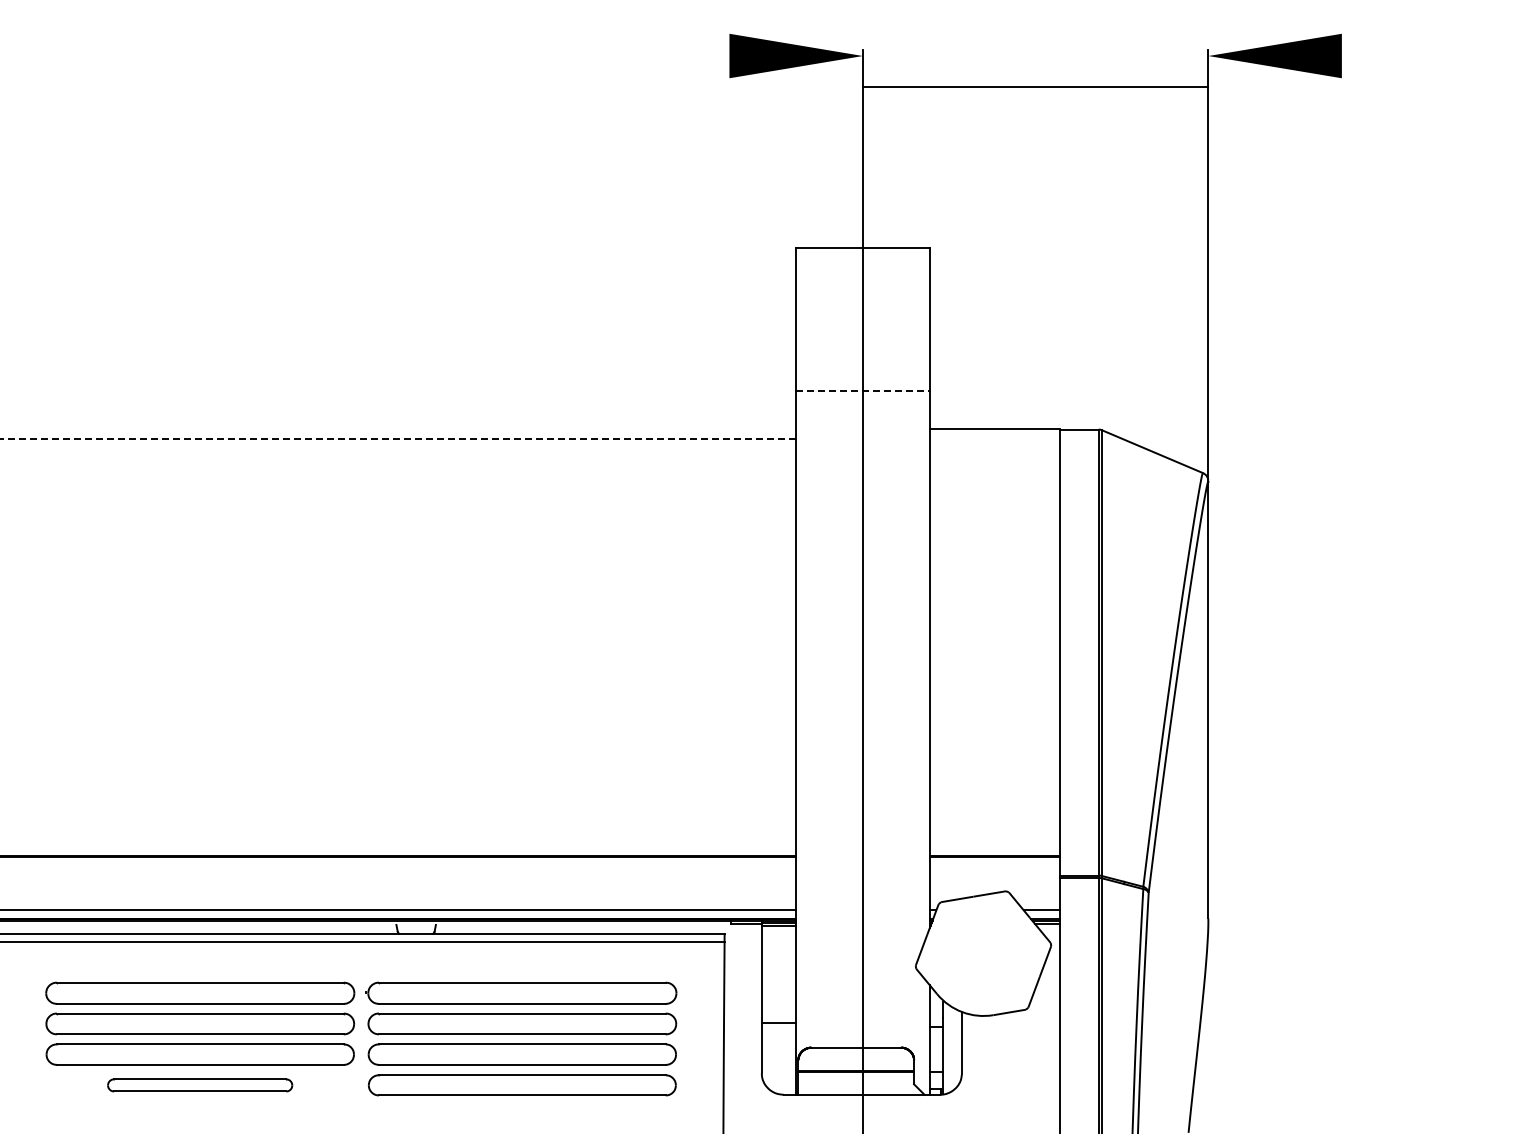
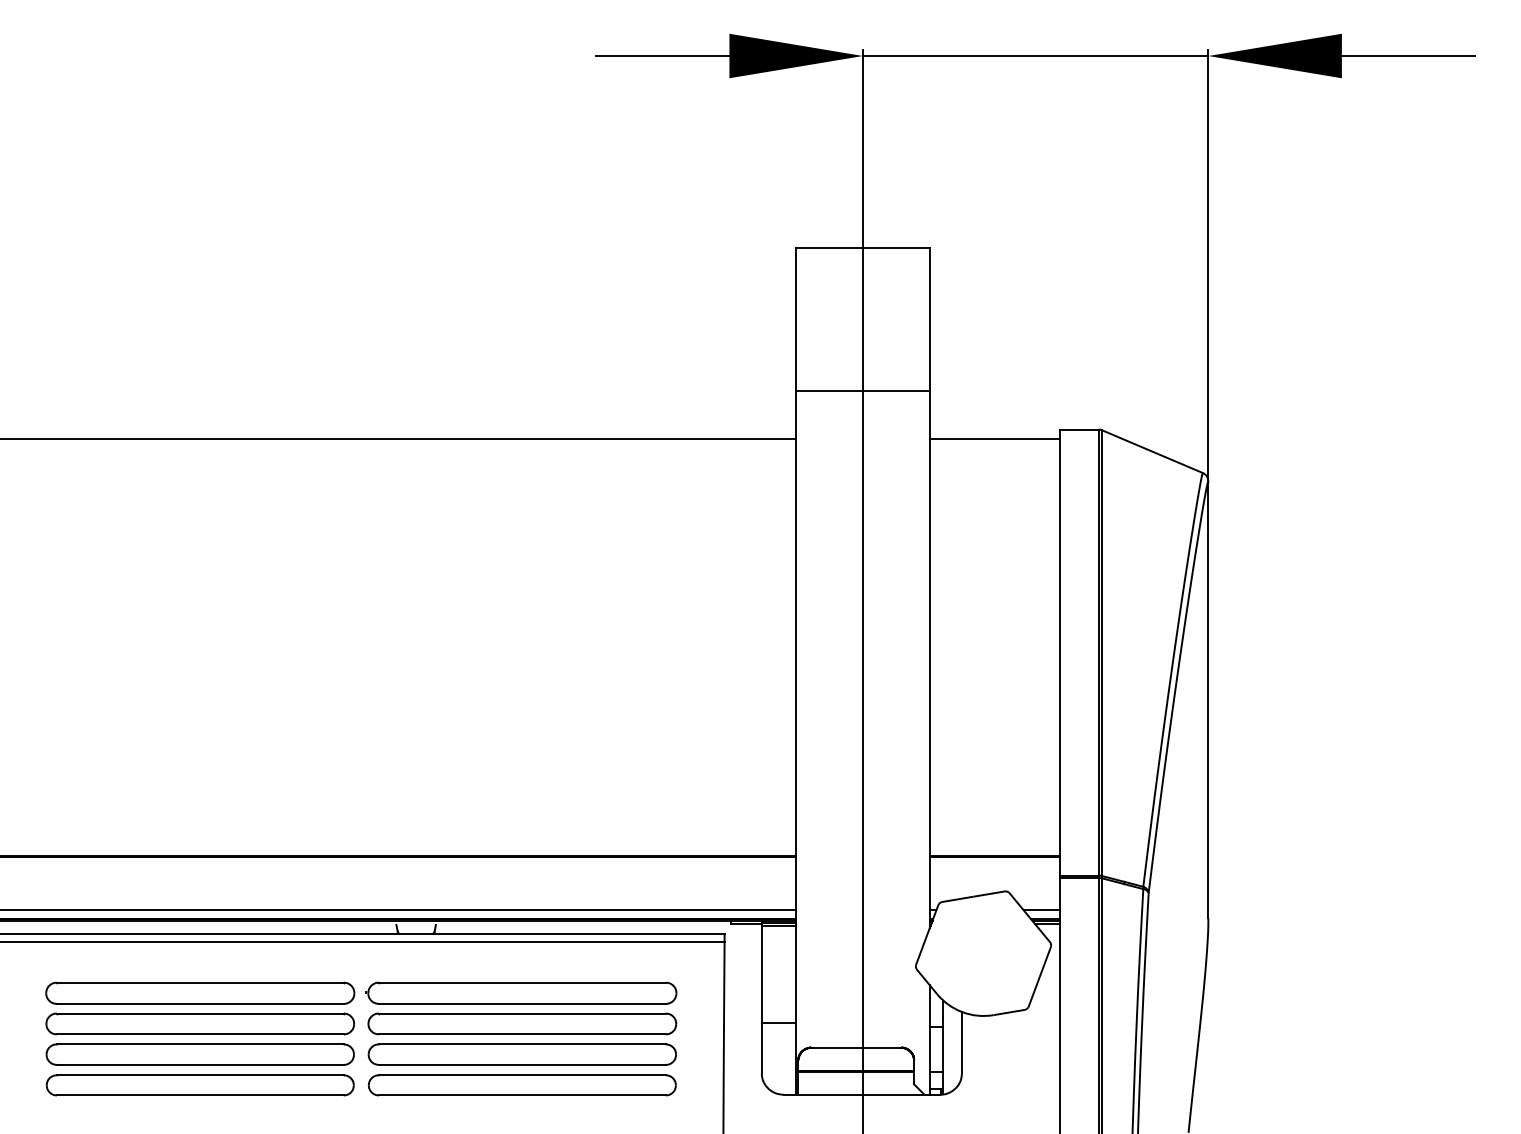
line: none -> present (662, 56)
line: none -> present (1408, 56)
line position: (1035, 87) -> (1035, 56) (1035, 56)
line: dashed -> solid (862, 390)
line position: (994, 428) -> (994, 438) (994, 438)
line: dashed -> solid (398, 438)
part size: 187x15 px -> 310x23 px (199, 1085)
